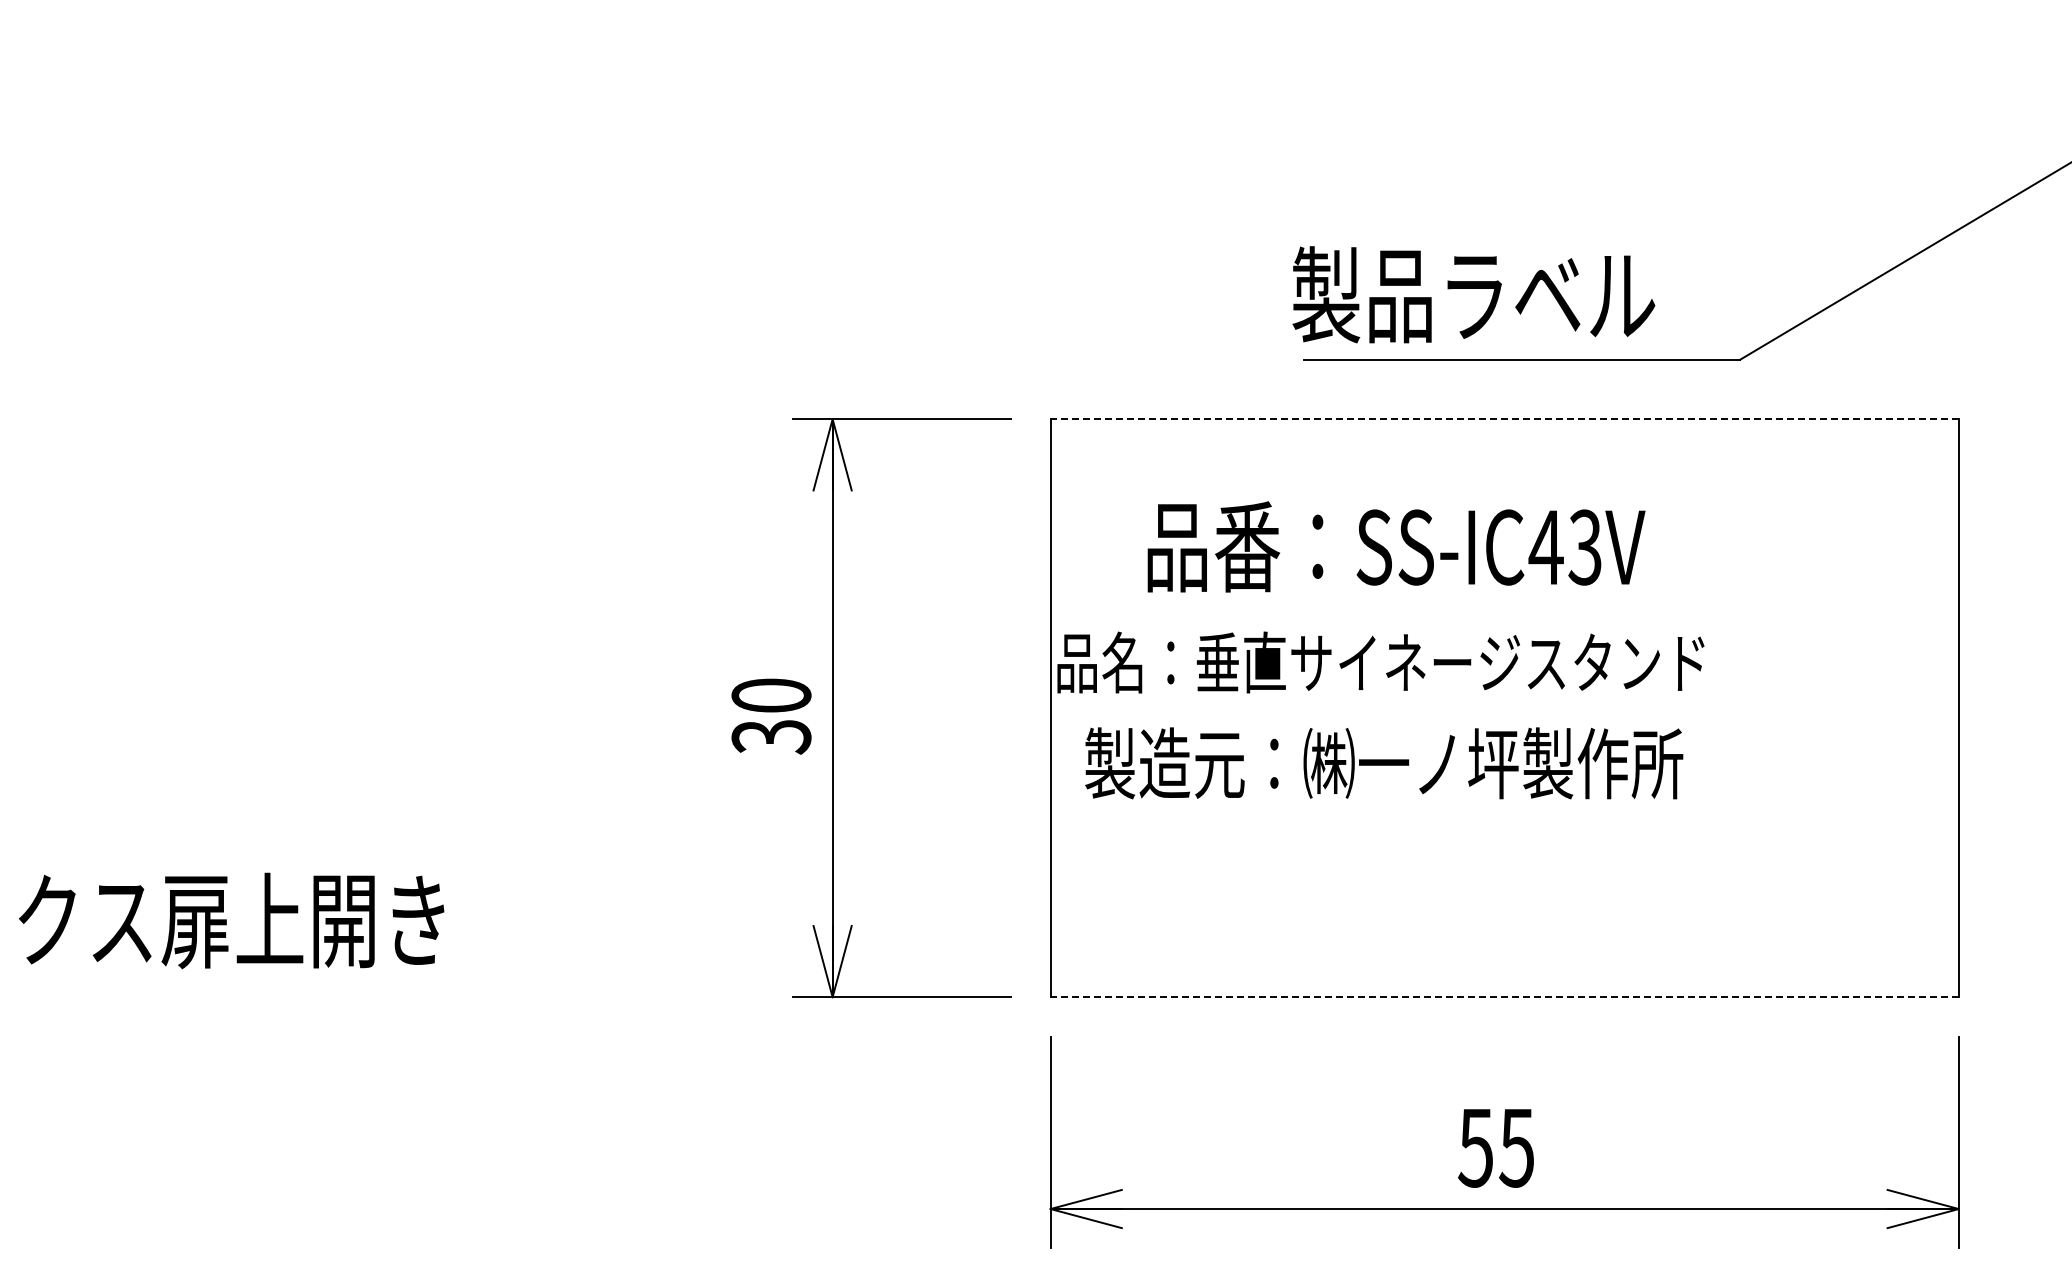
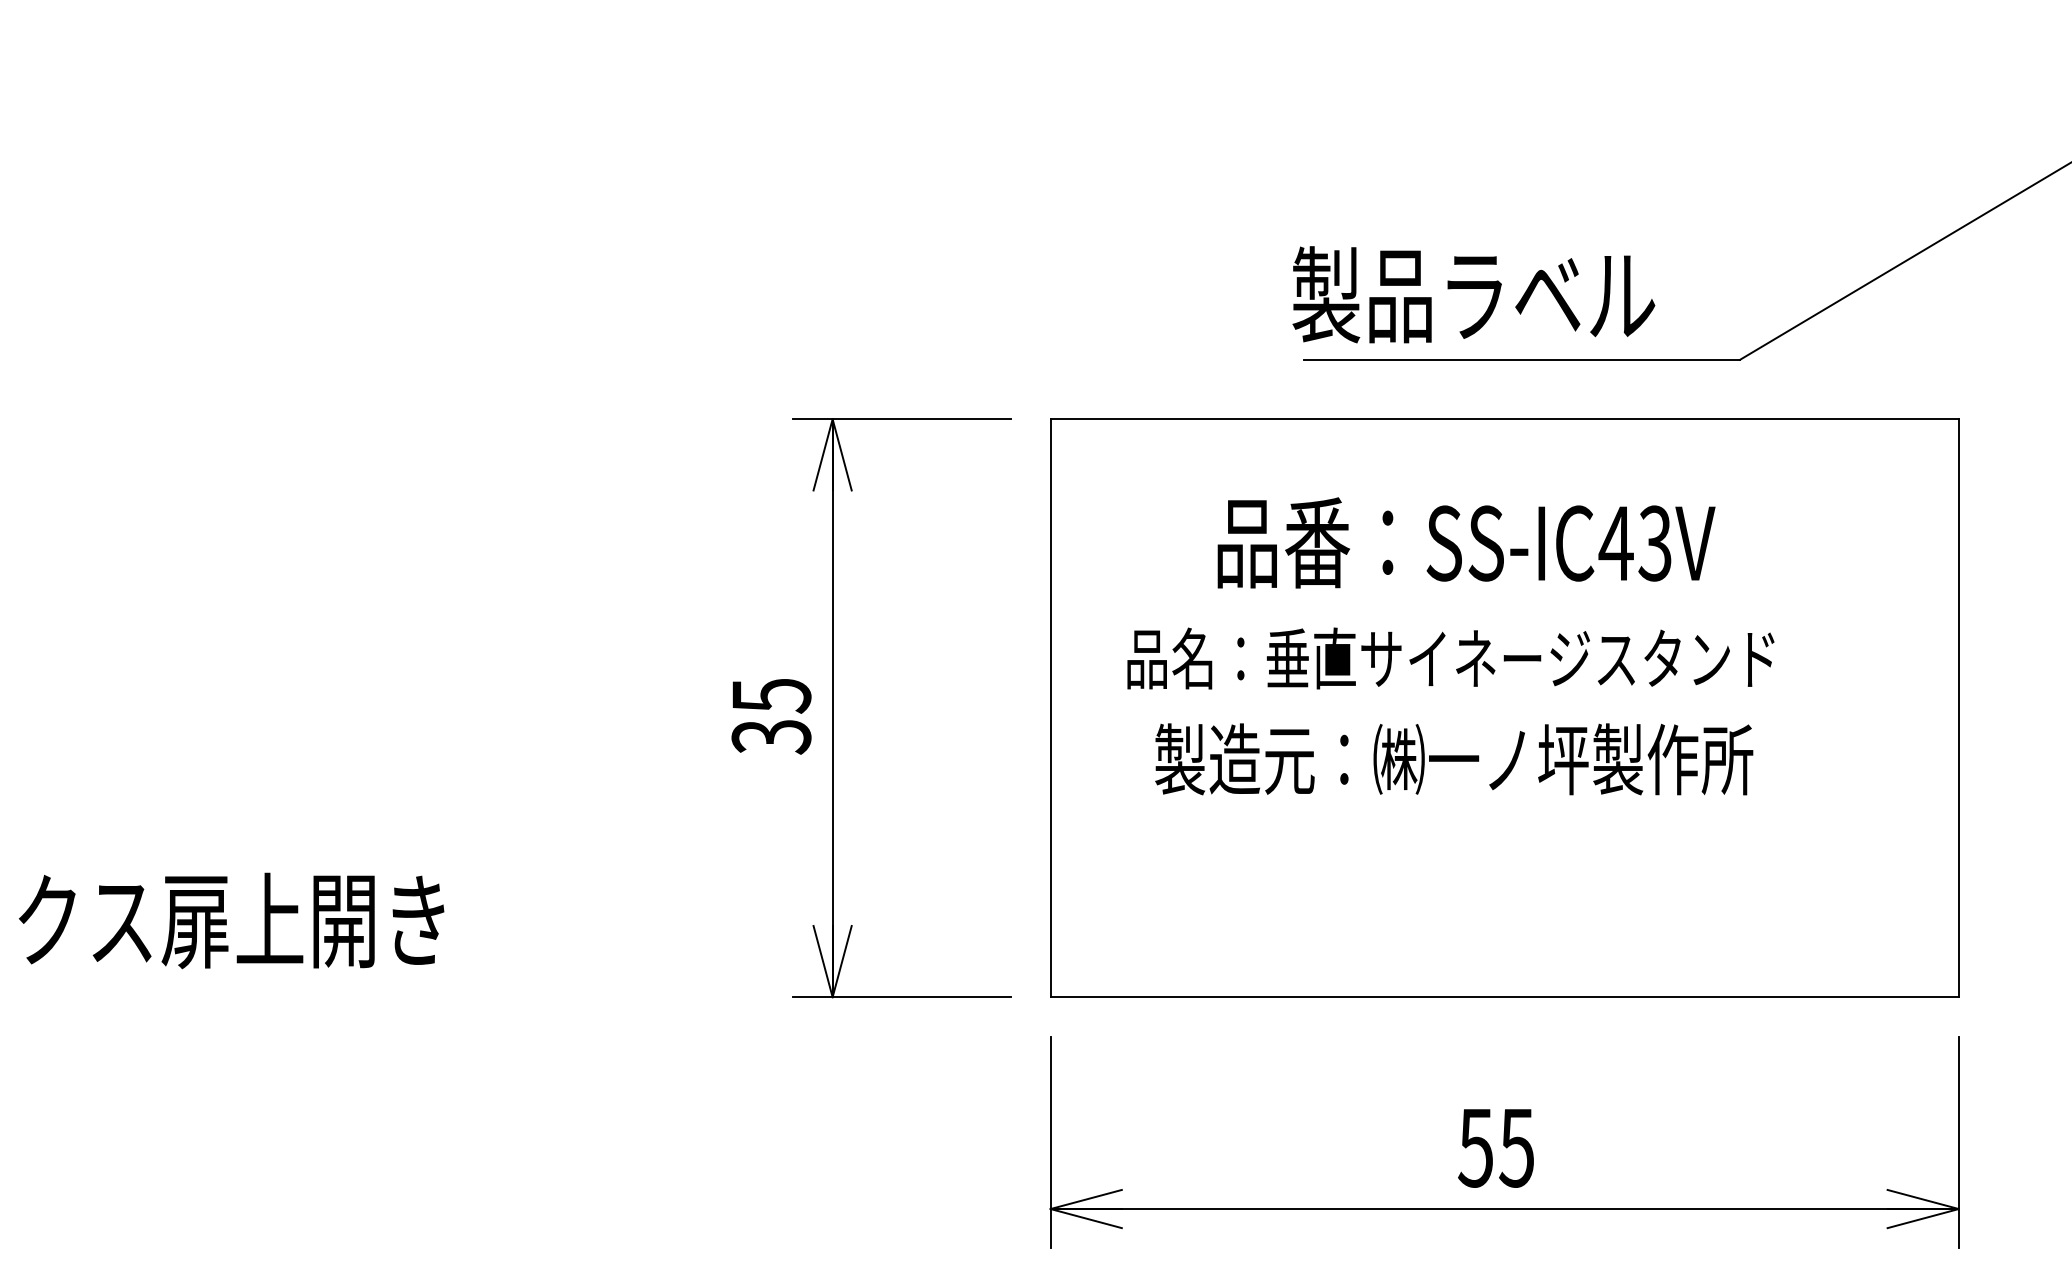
line: dashed -> solid (1504, 419)
text position: (1380, 650) -> (1450, 646) (1450, 646)
text: 30 -> 35 (771, 695)
line: dashed -> solid (1504, 997)
